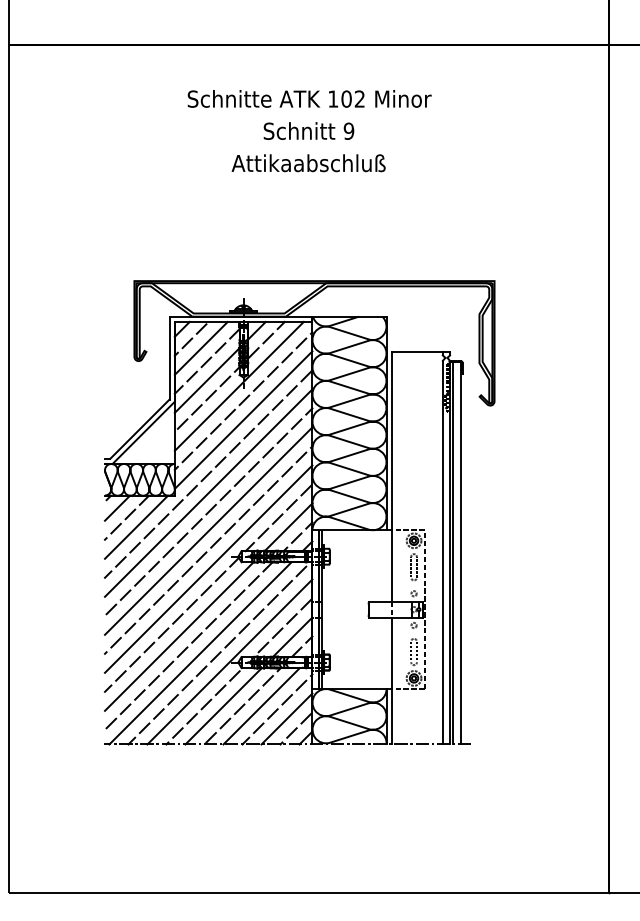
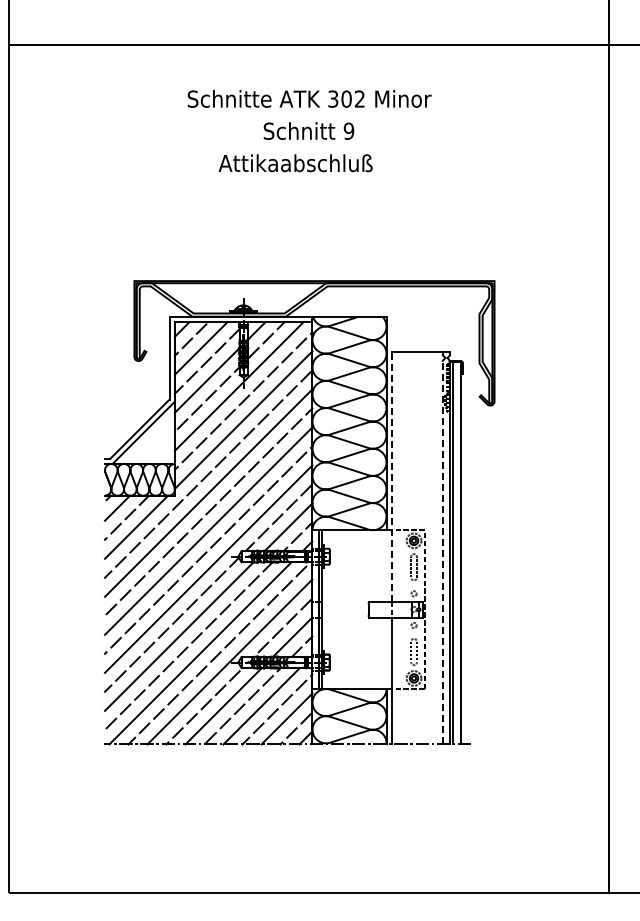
text: 102 -> 302 (333, 98)
text position: (308, 163) -> (295, 163) (295, 163)
line: solid -> dashed (391, 476)
line: solid -> dashed (442, 552)
